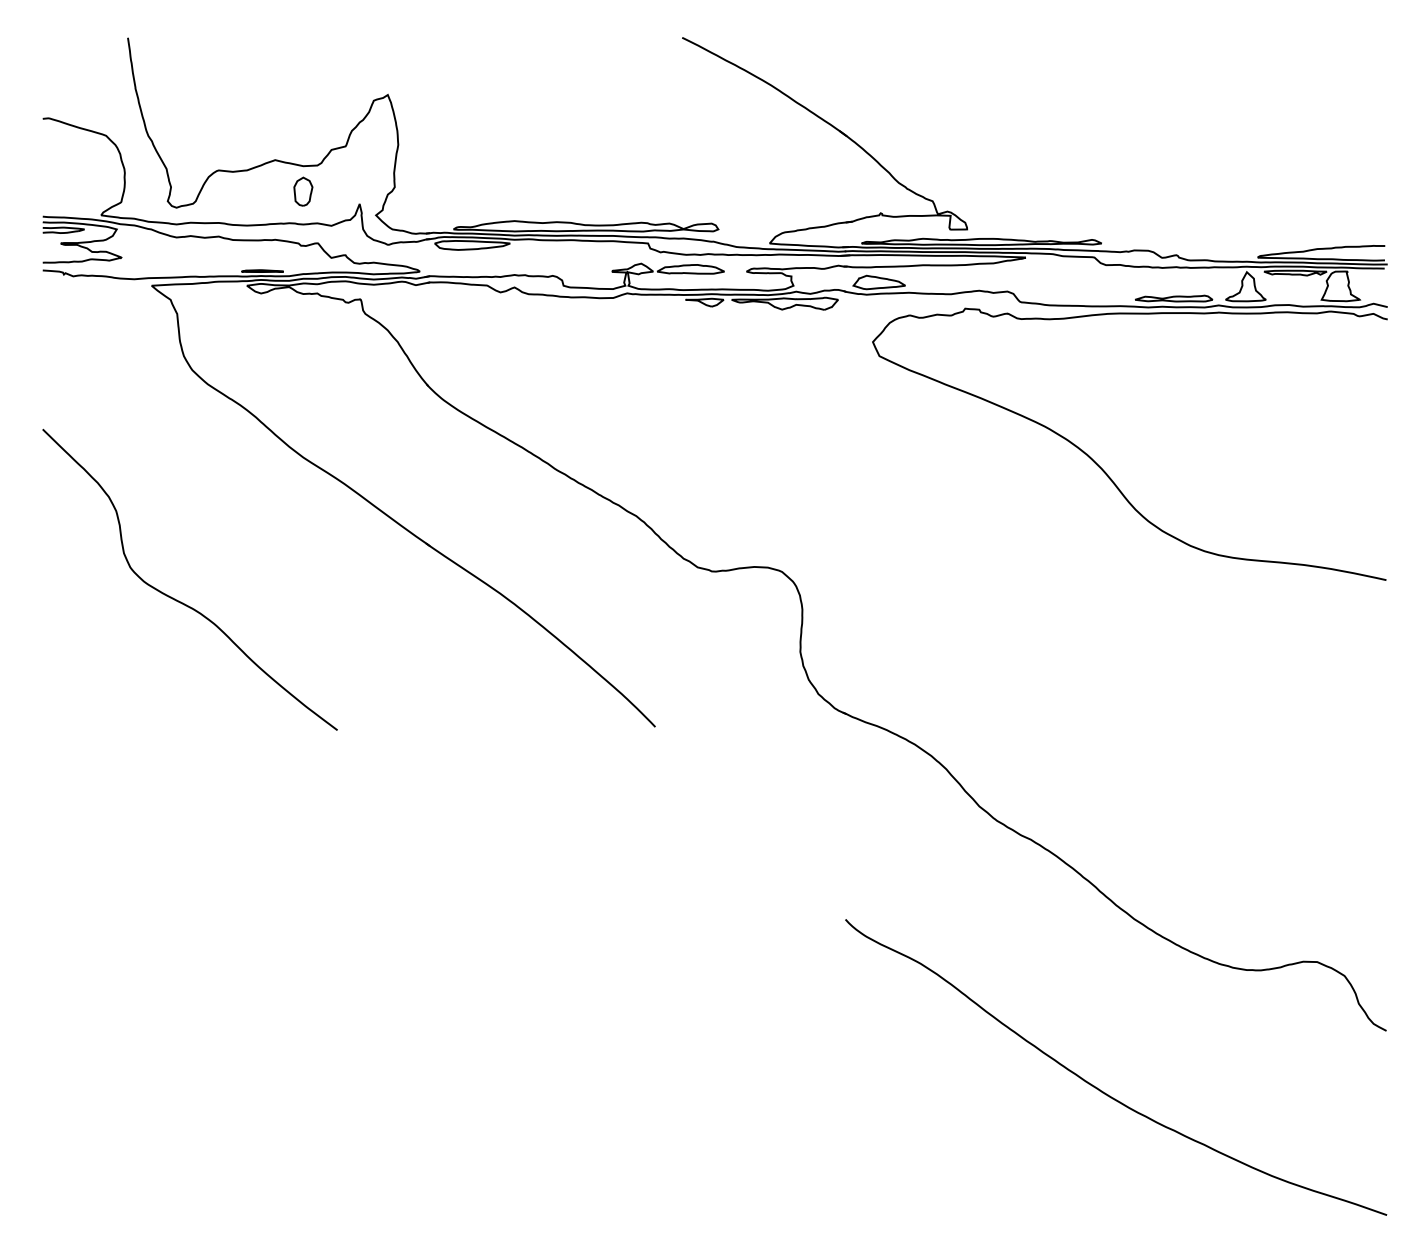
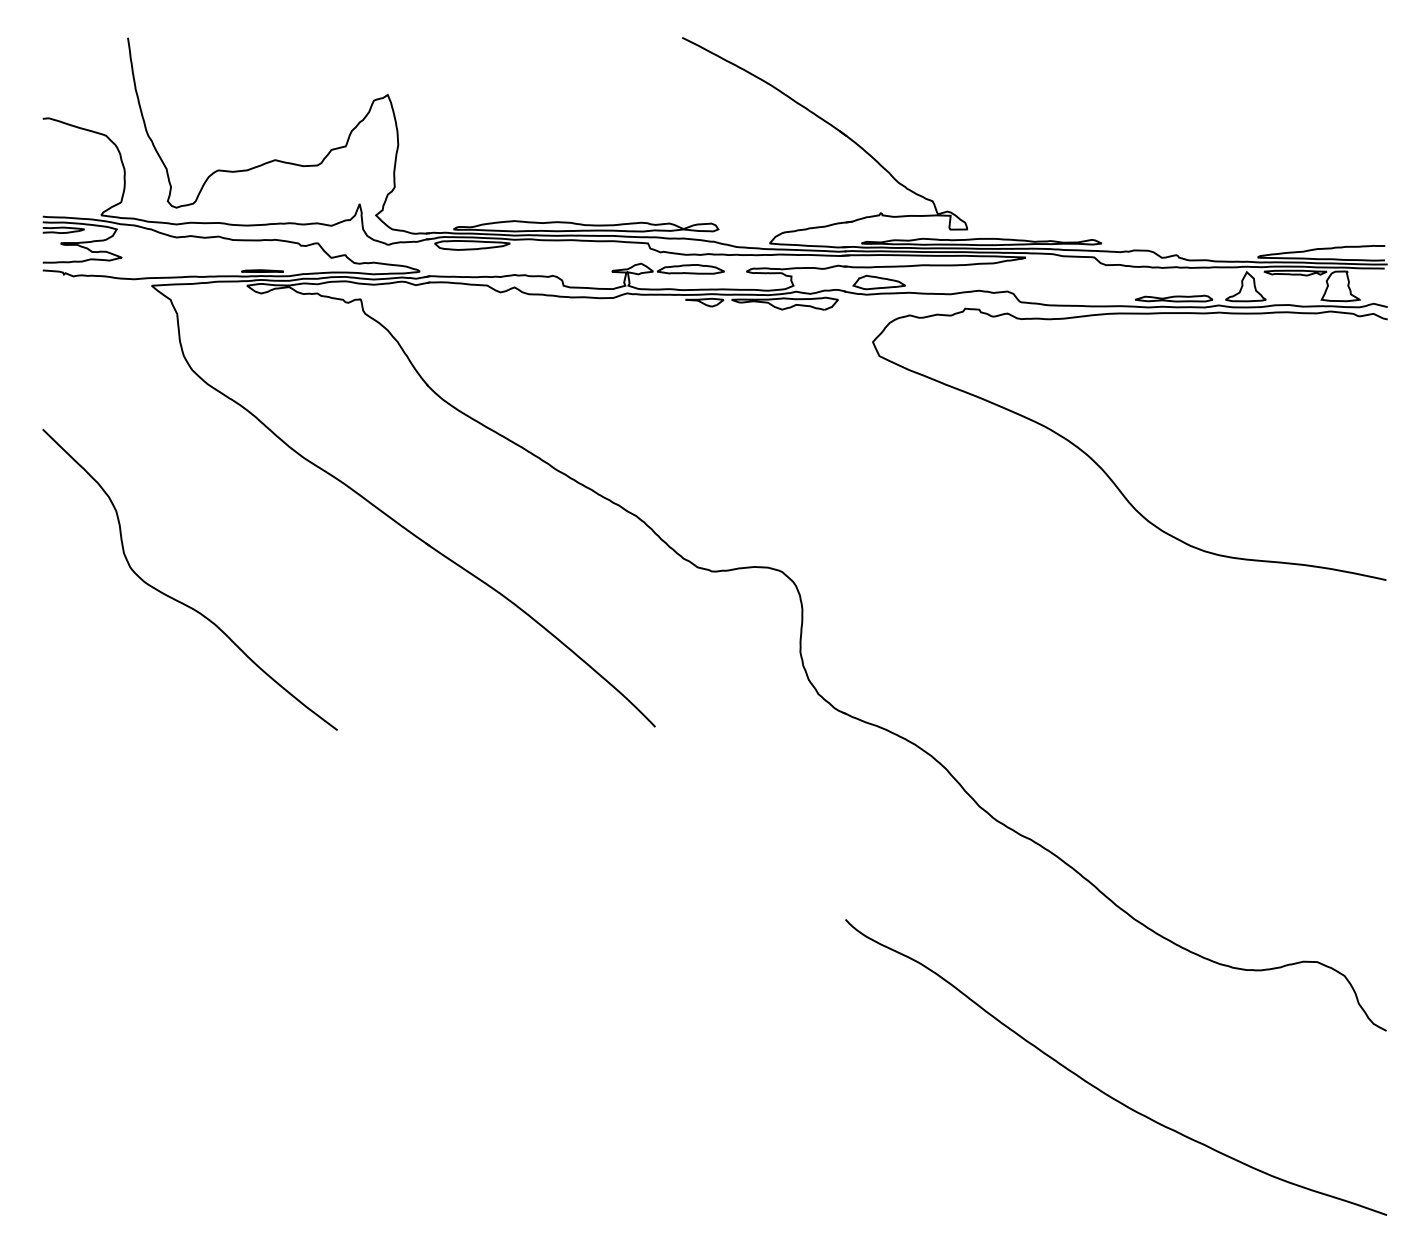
part: present -> none (303, 191)
